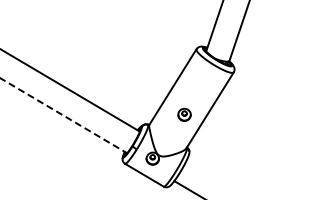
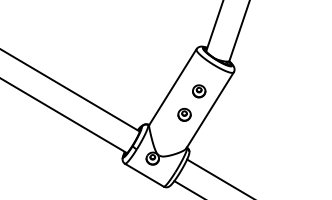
part: none -> present (199, 91)
line: dashed -> solid (64, 116)
line: none -> present (218, 177)
